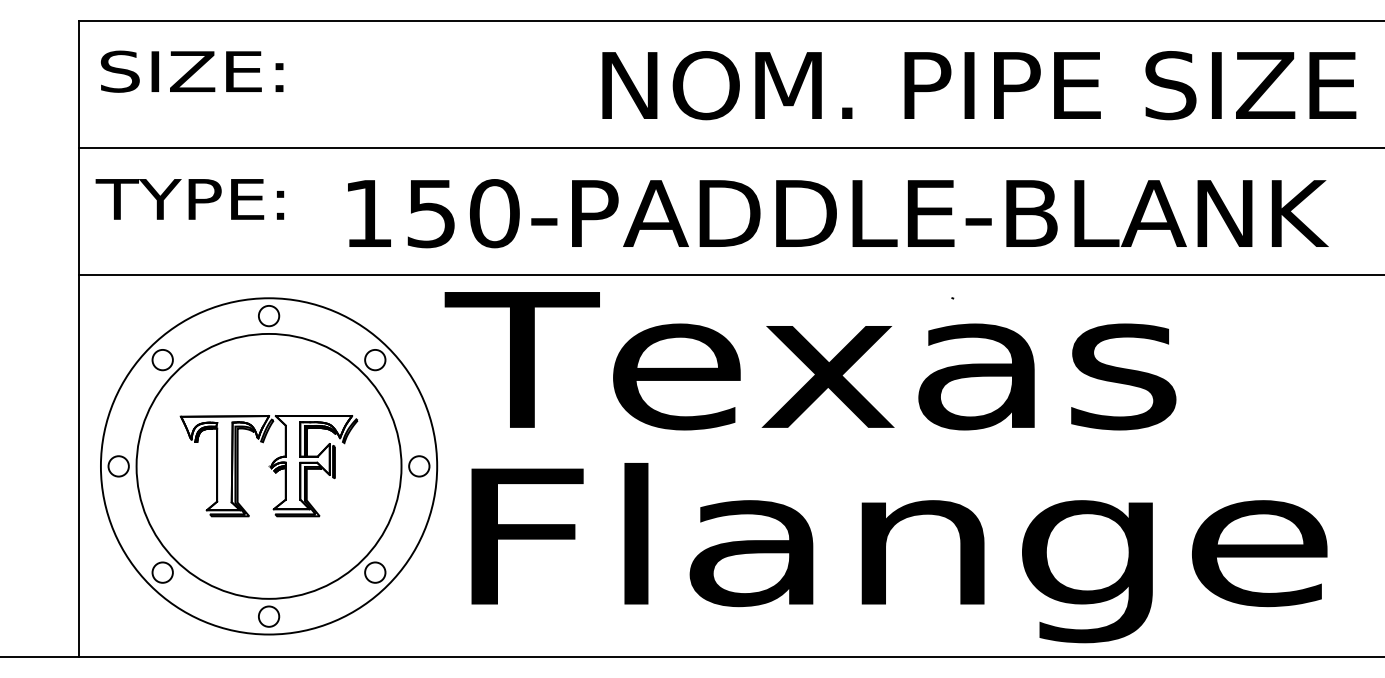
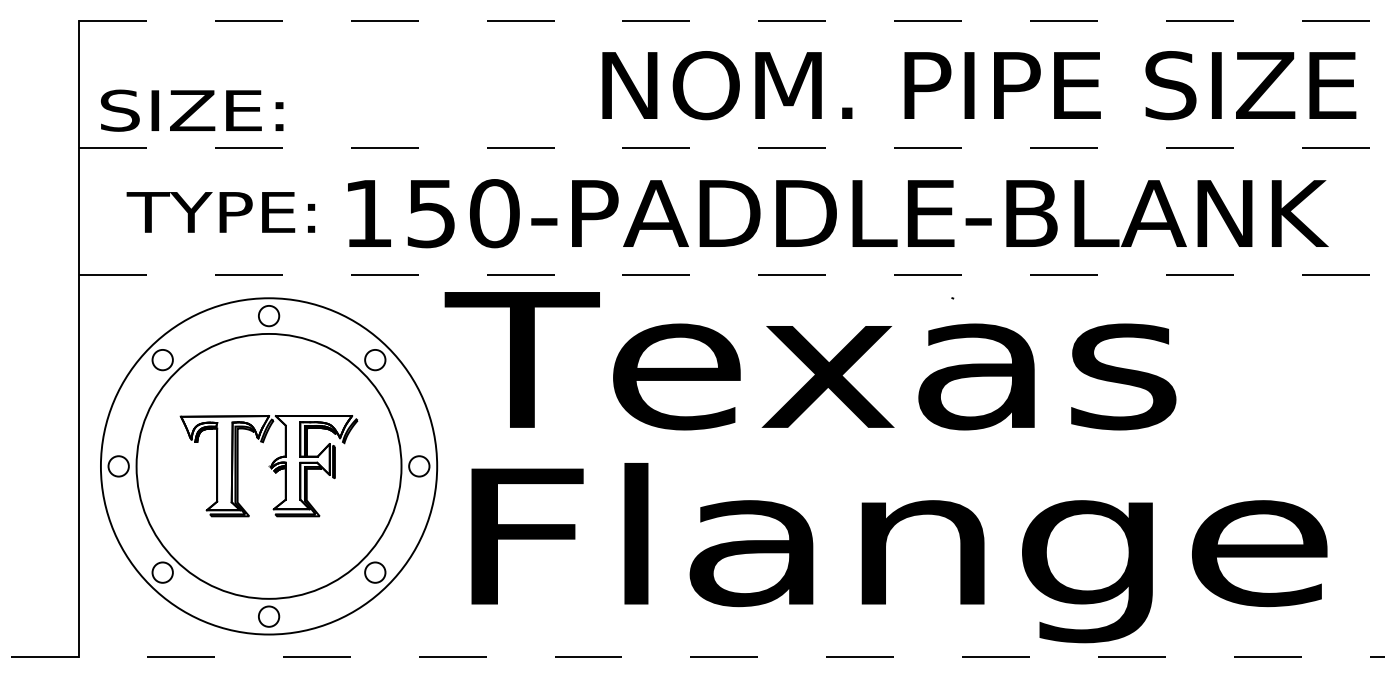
line: solid -> dashed (731, 20)
text position: (192, 71) -> (192, 110) (192, 110)
line: solid -> dashed (731, 147)
text position: (189, 199) -> (220, 212) (220, 212)
line: solid -> dashed (731, 275)
line: solid -> dashed (692, 657)
